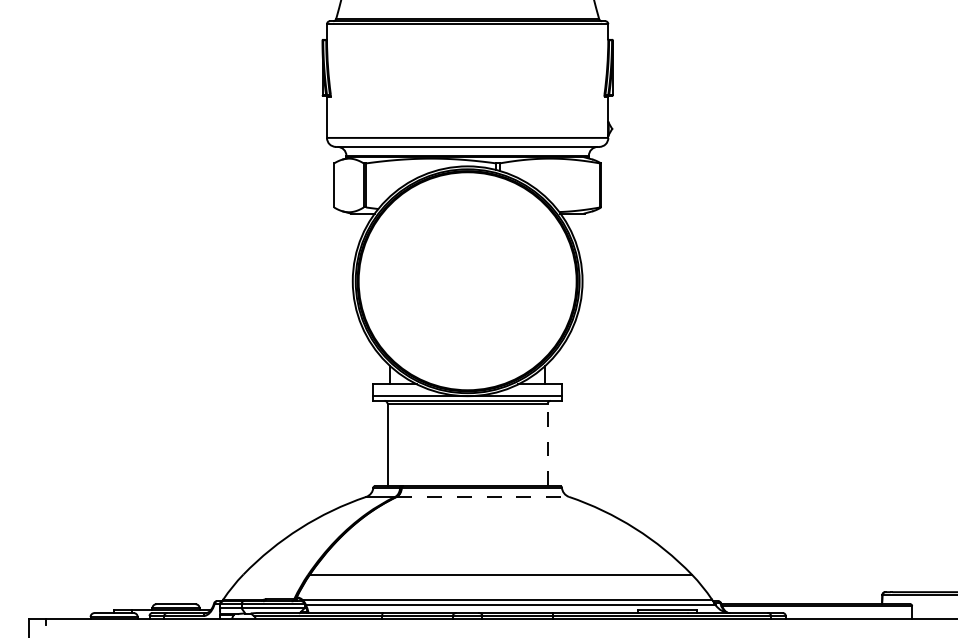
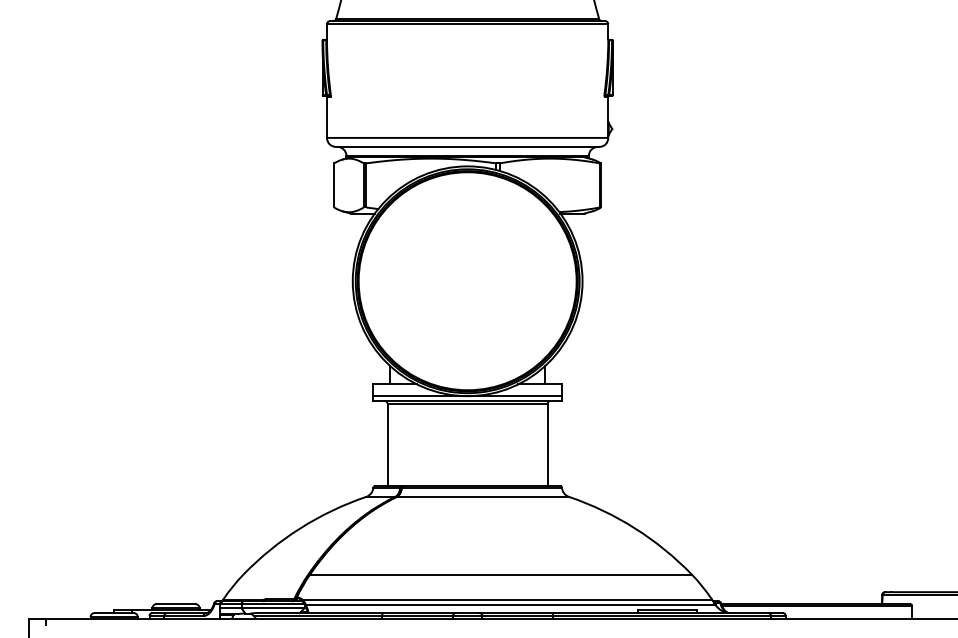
line: dashed -> solid (547, 444)
line: dashed -> solid (483, 496)
